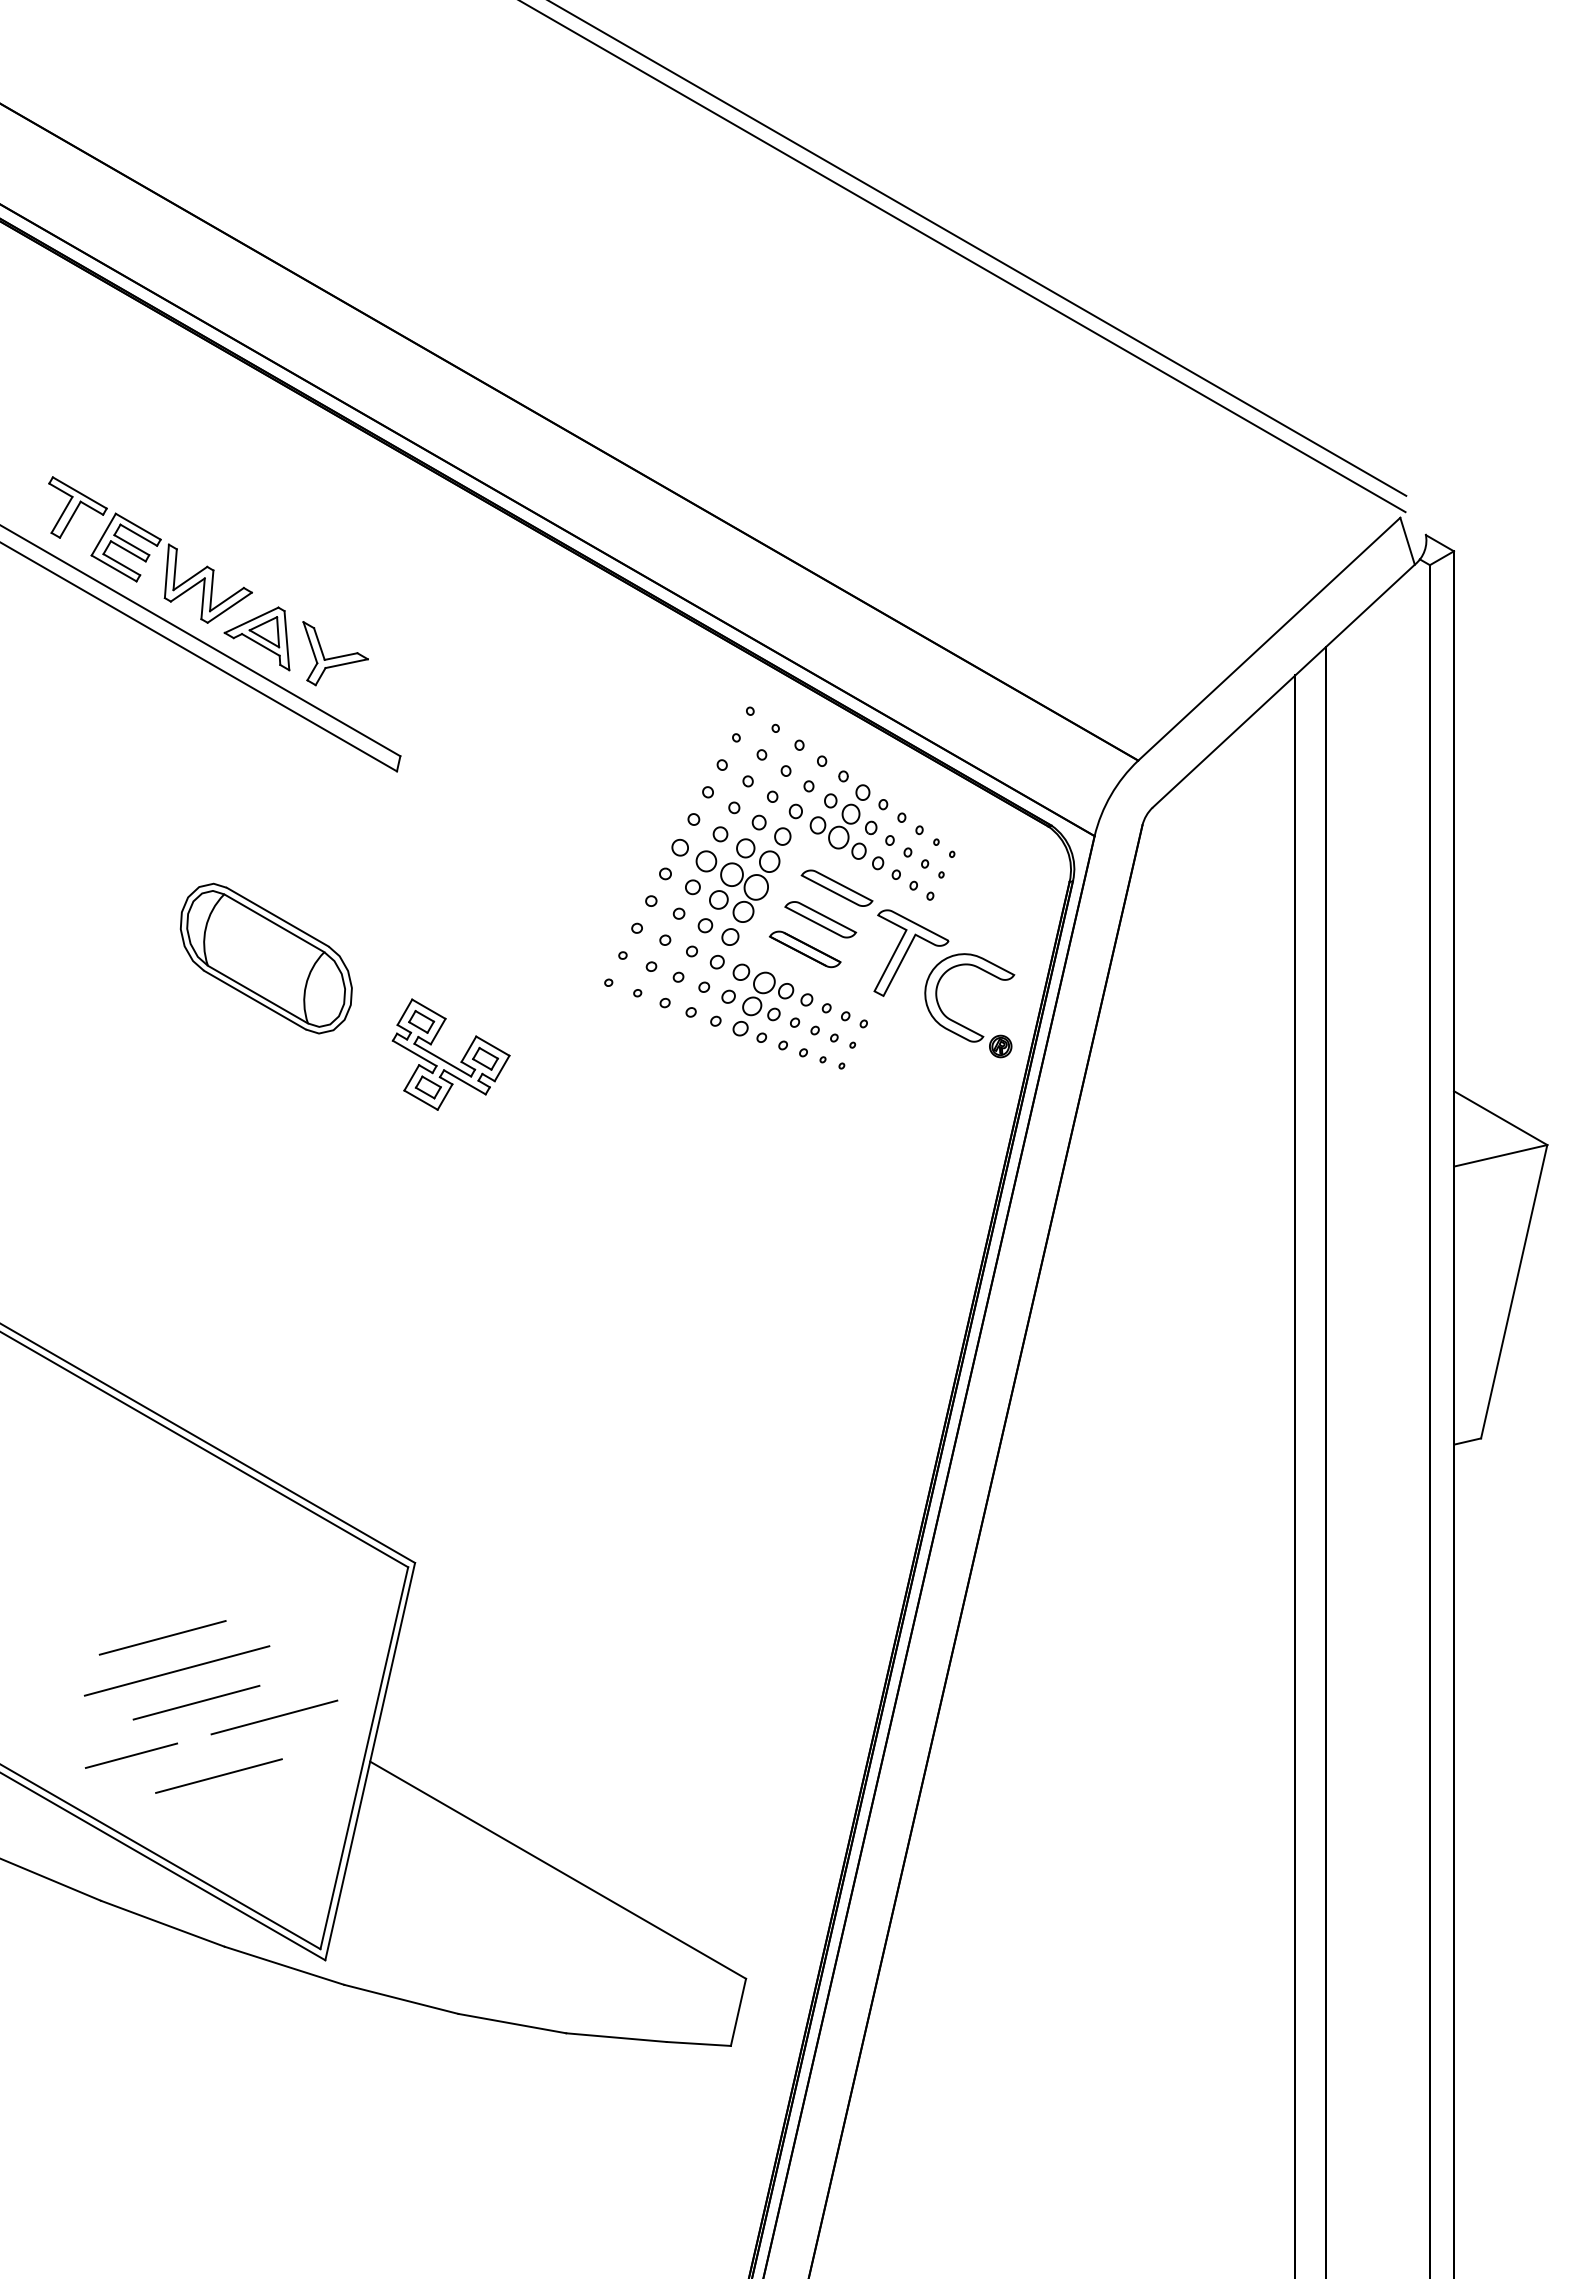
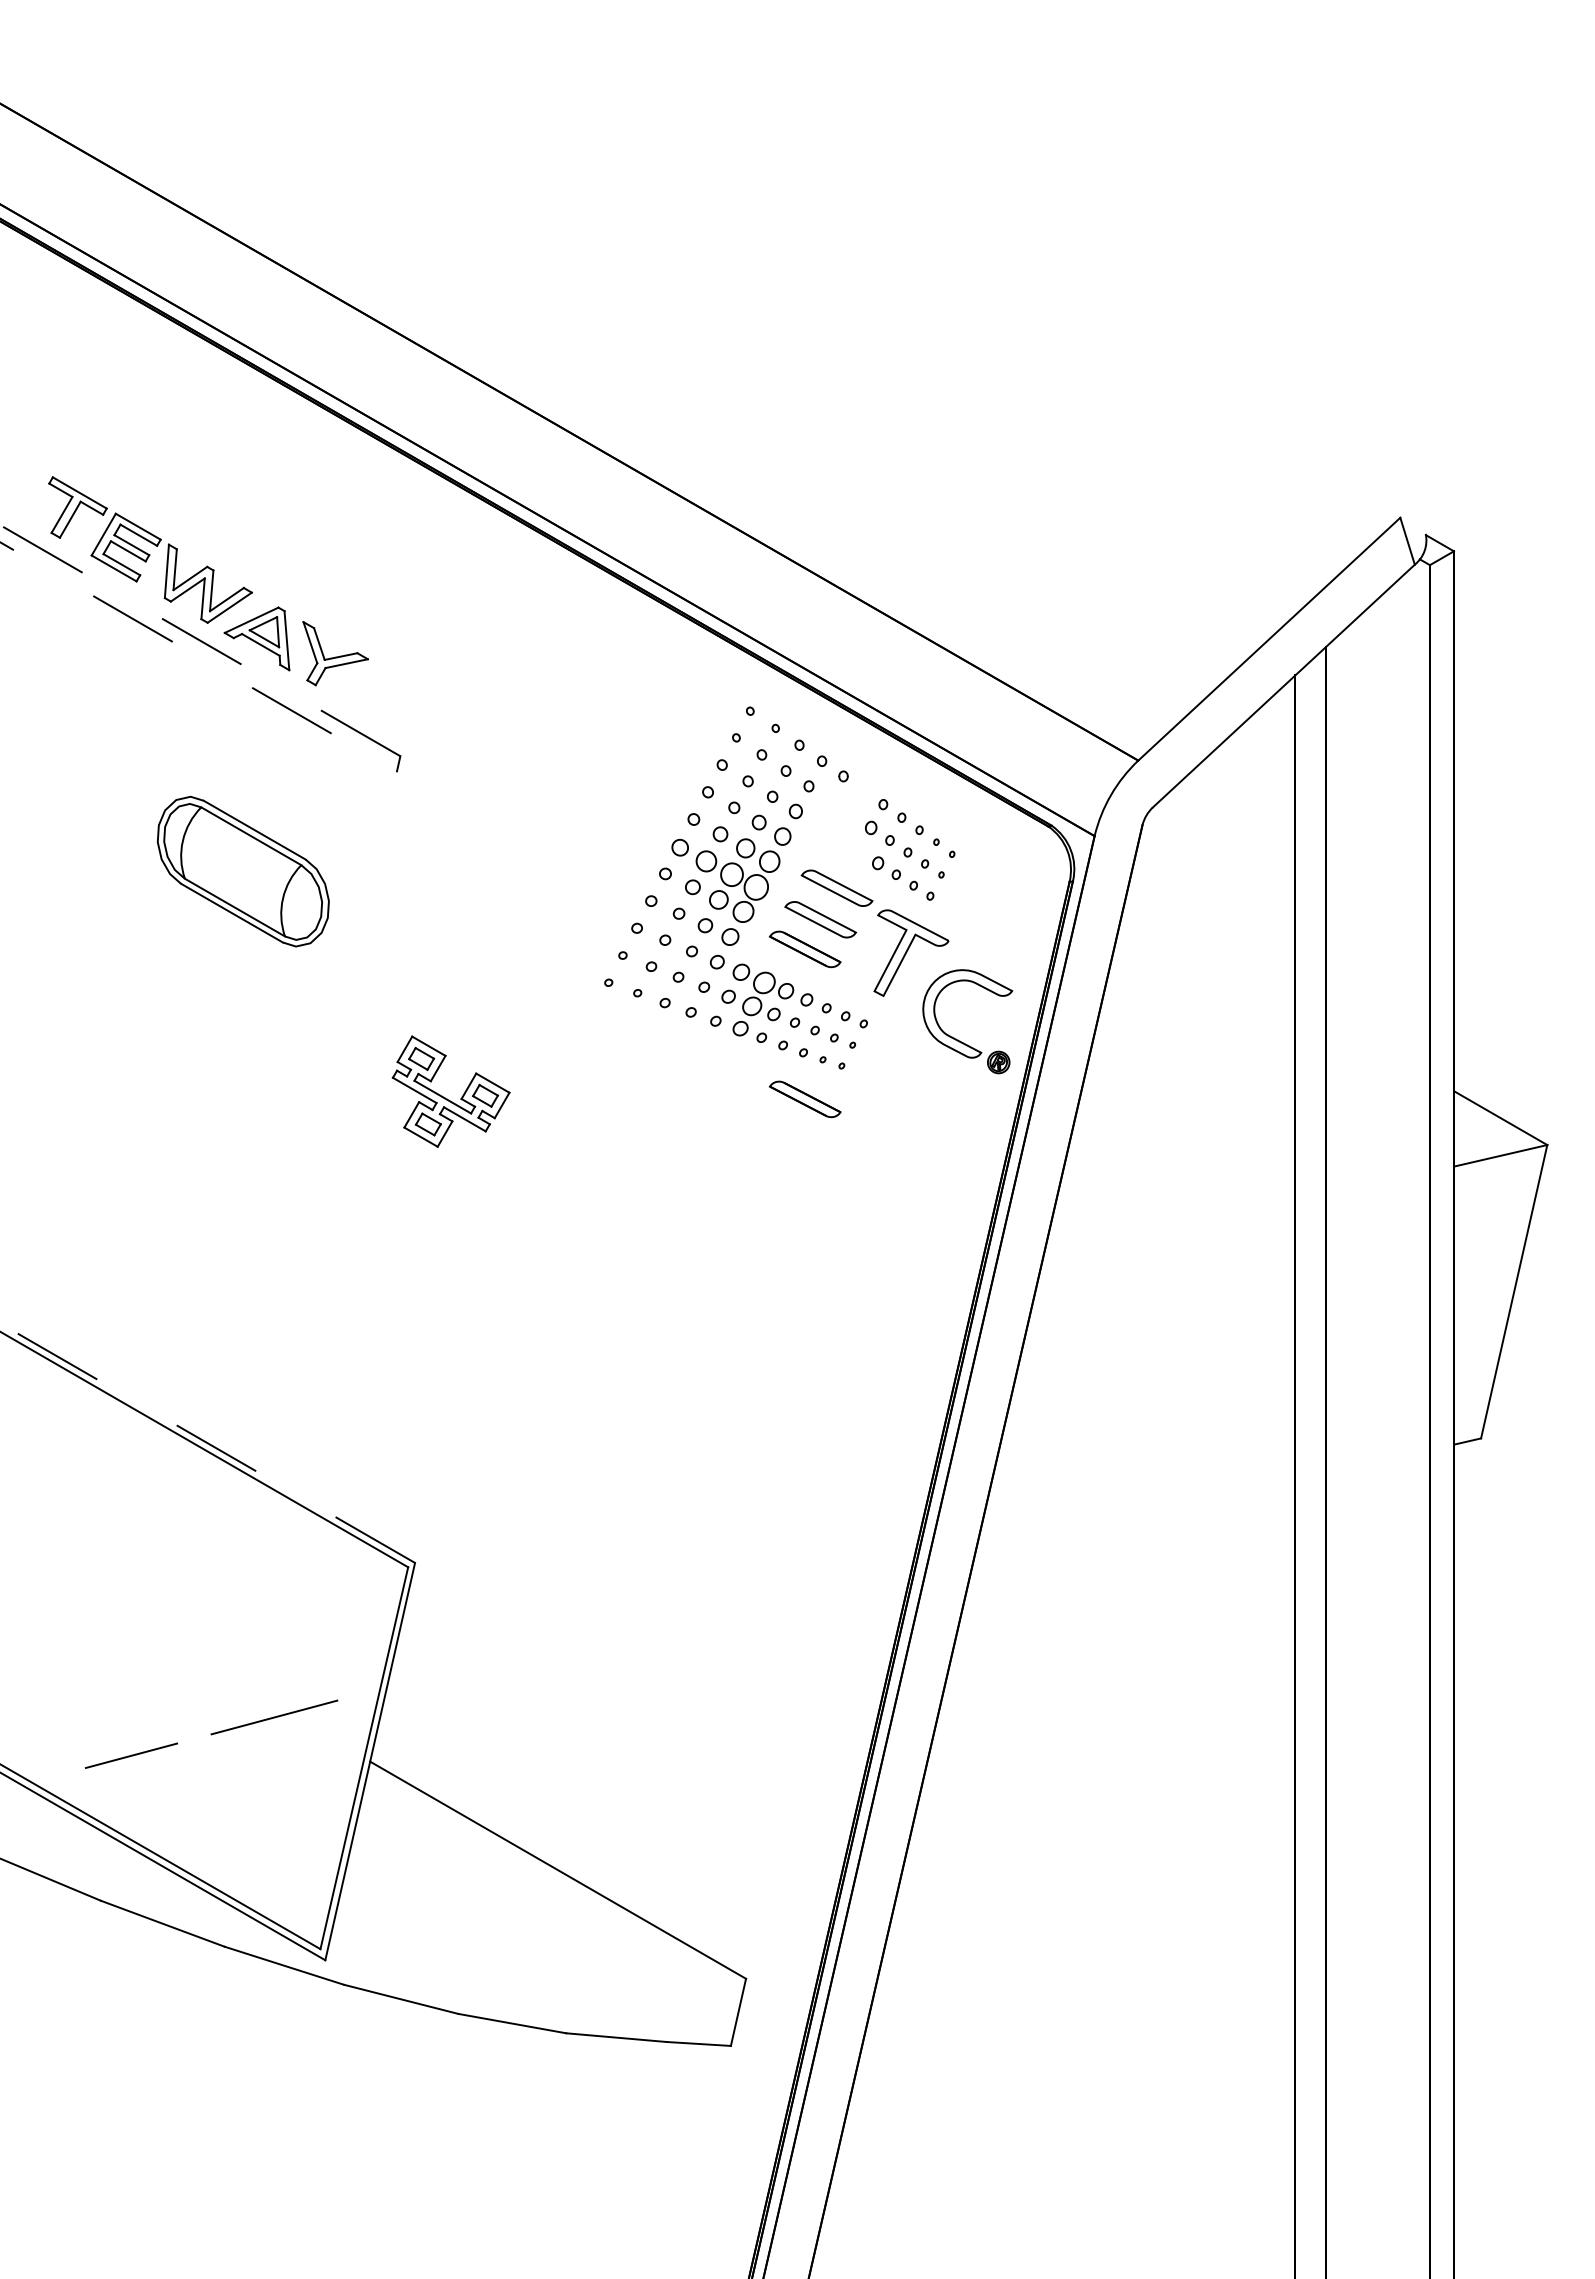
line: present -> none (978, 248)
line: present -> none (963, 257)
line: solid -> dashed (200, 640)
line: solid -> dashed (198, 656)
part: present -> none (839, 821)
part position: (265, 958) -> (242, 871) (242, 871)
part position: (960, 1023) -> (958, 1039) (958, 1039)
part position: (447, 1061) -> (447, 1098) (447, 1098)
part: none -> present (804, 1099)
line: solid -> dashed (207, 1443)
line: present -> none (162, 1637)
line: present -> none (176, 1670)
line: present -> none (196, 1702)
line: present -> none (218, 1775)
